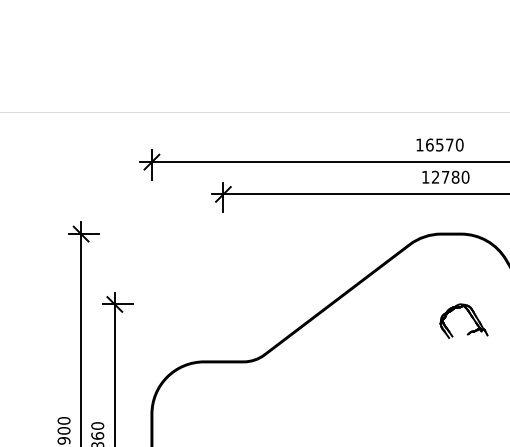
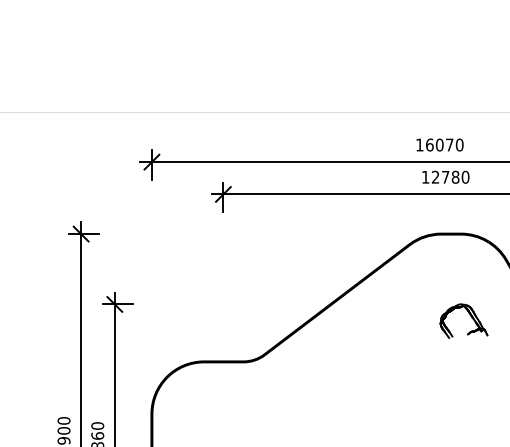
text: 16570 -> 16070 (439, 144)
